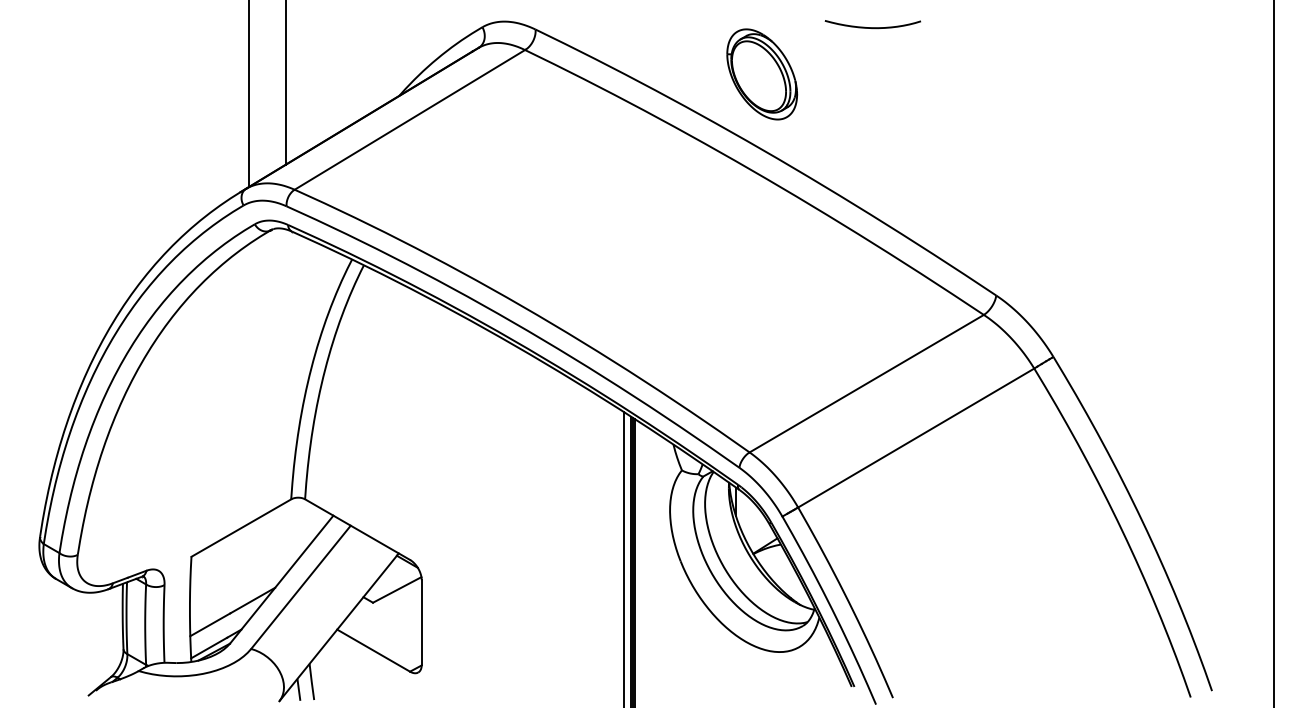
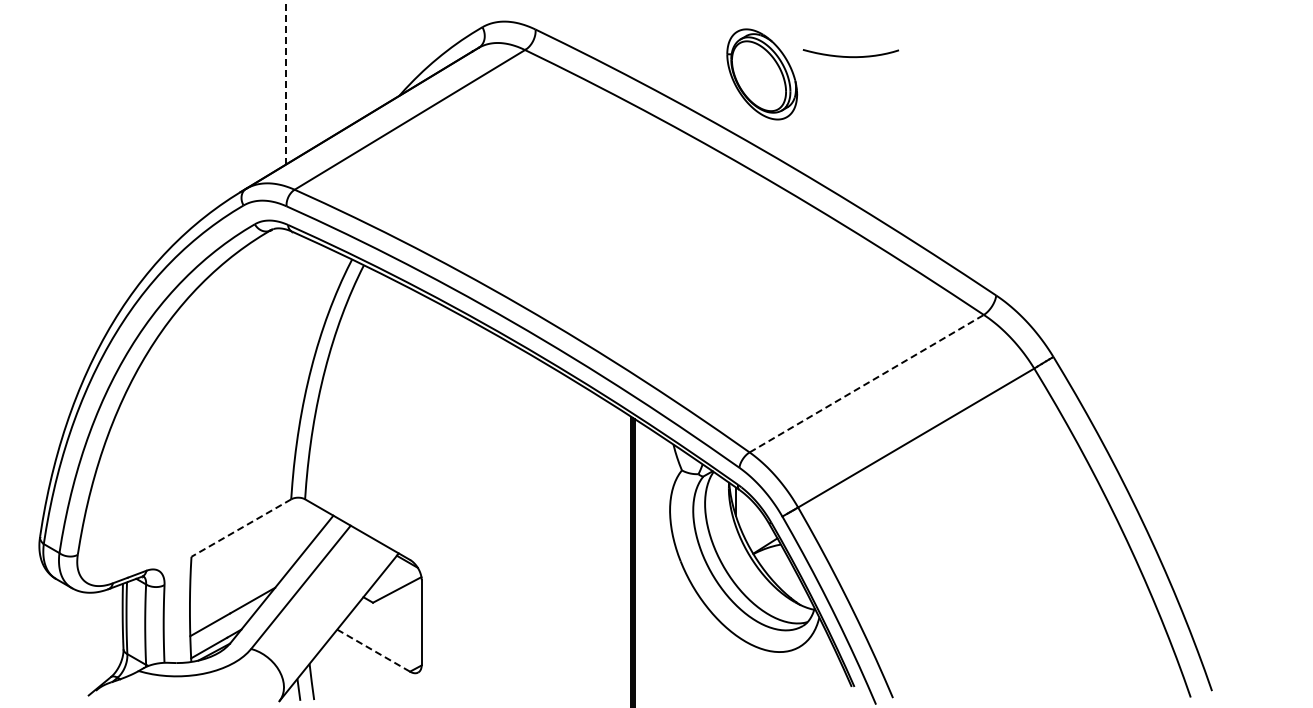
curve position: (872, 27) -> (850, 56) (850, 56)
line: solid -> dashed (285, 82)
line: present -> none (249, 94)
line: present -> none (1273, 353)
line: solid -> dashed (866, 383)
line: solid -> dashed (241, 528)
line: present -> none (624, 558)
line: solid -> dashed (374, 650)
